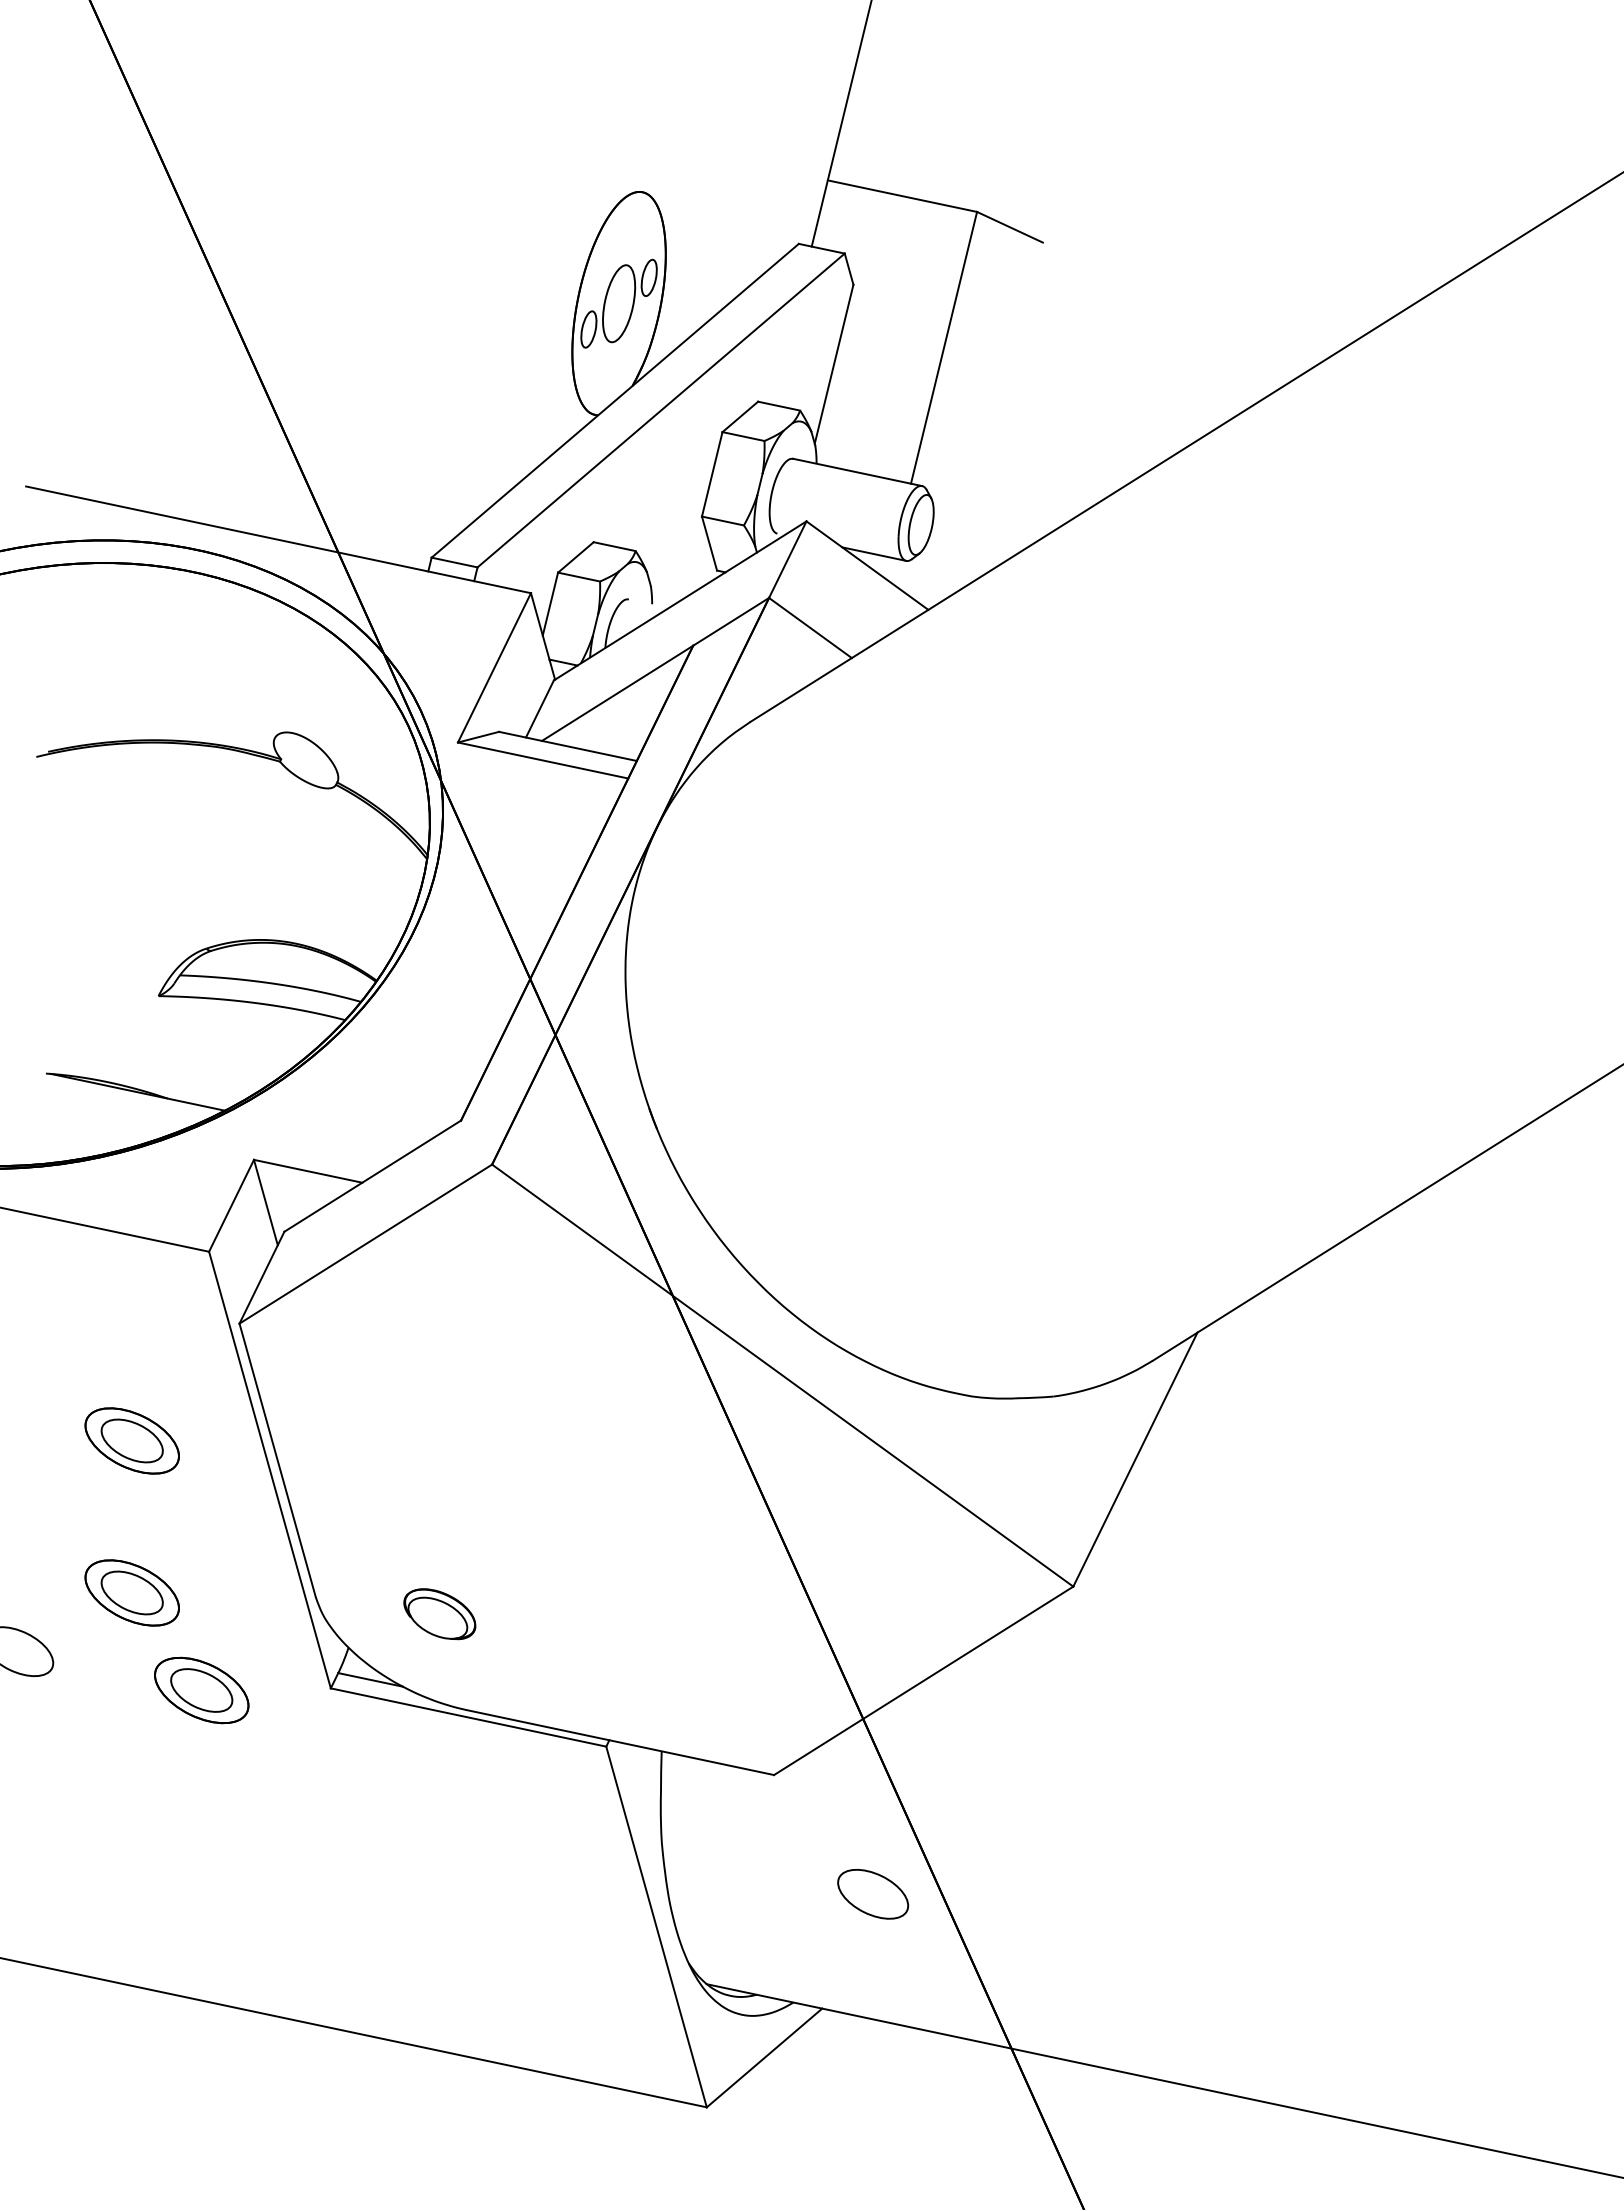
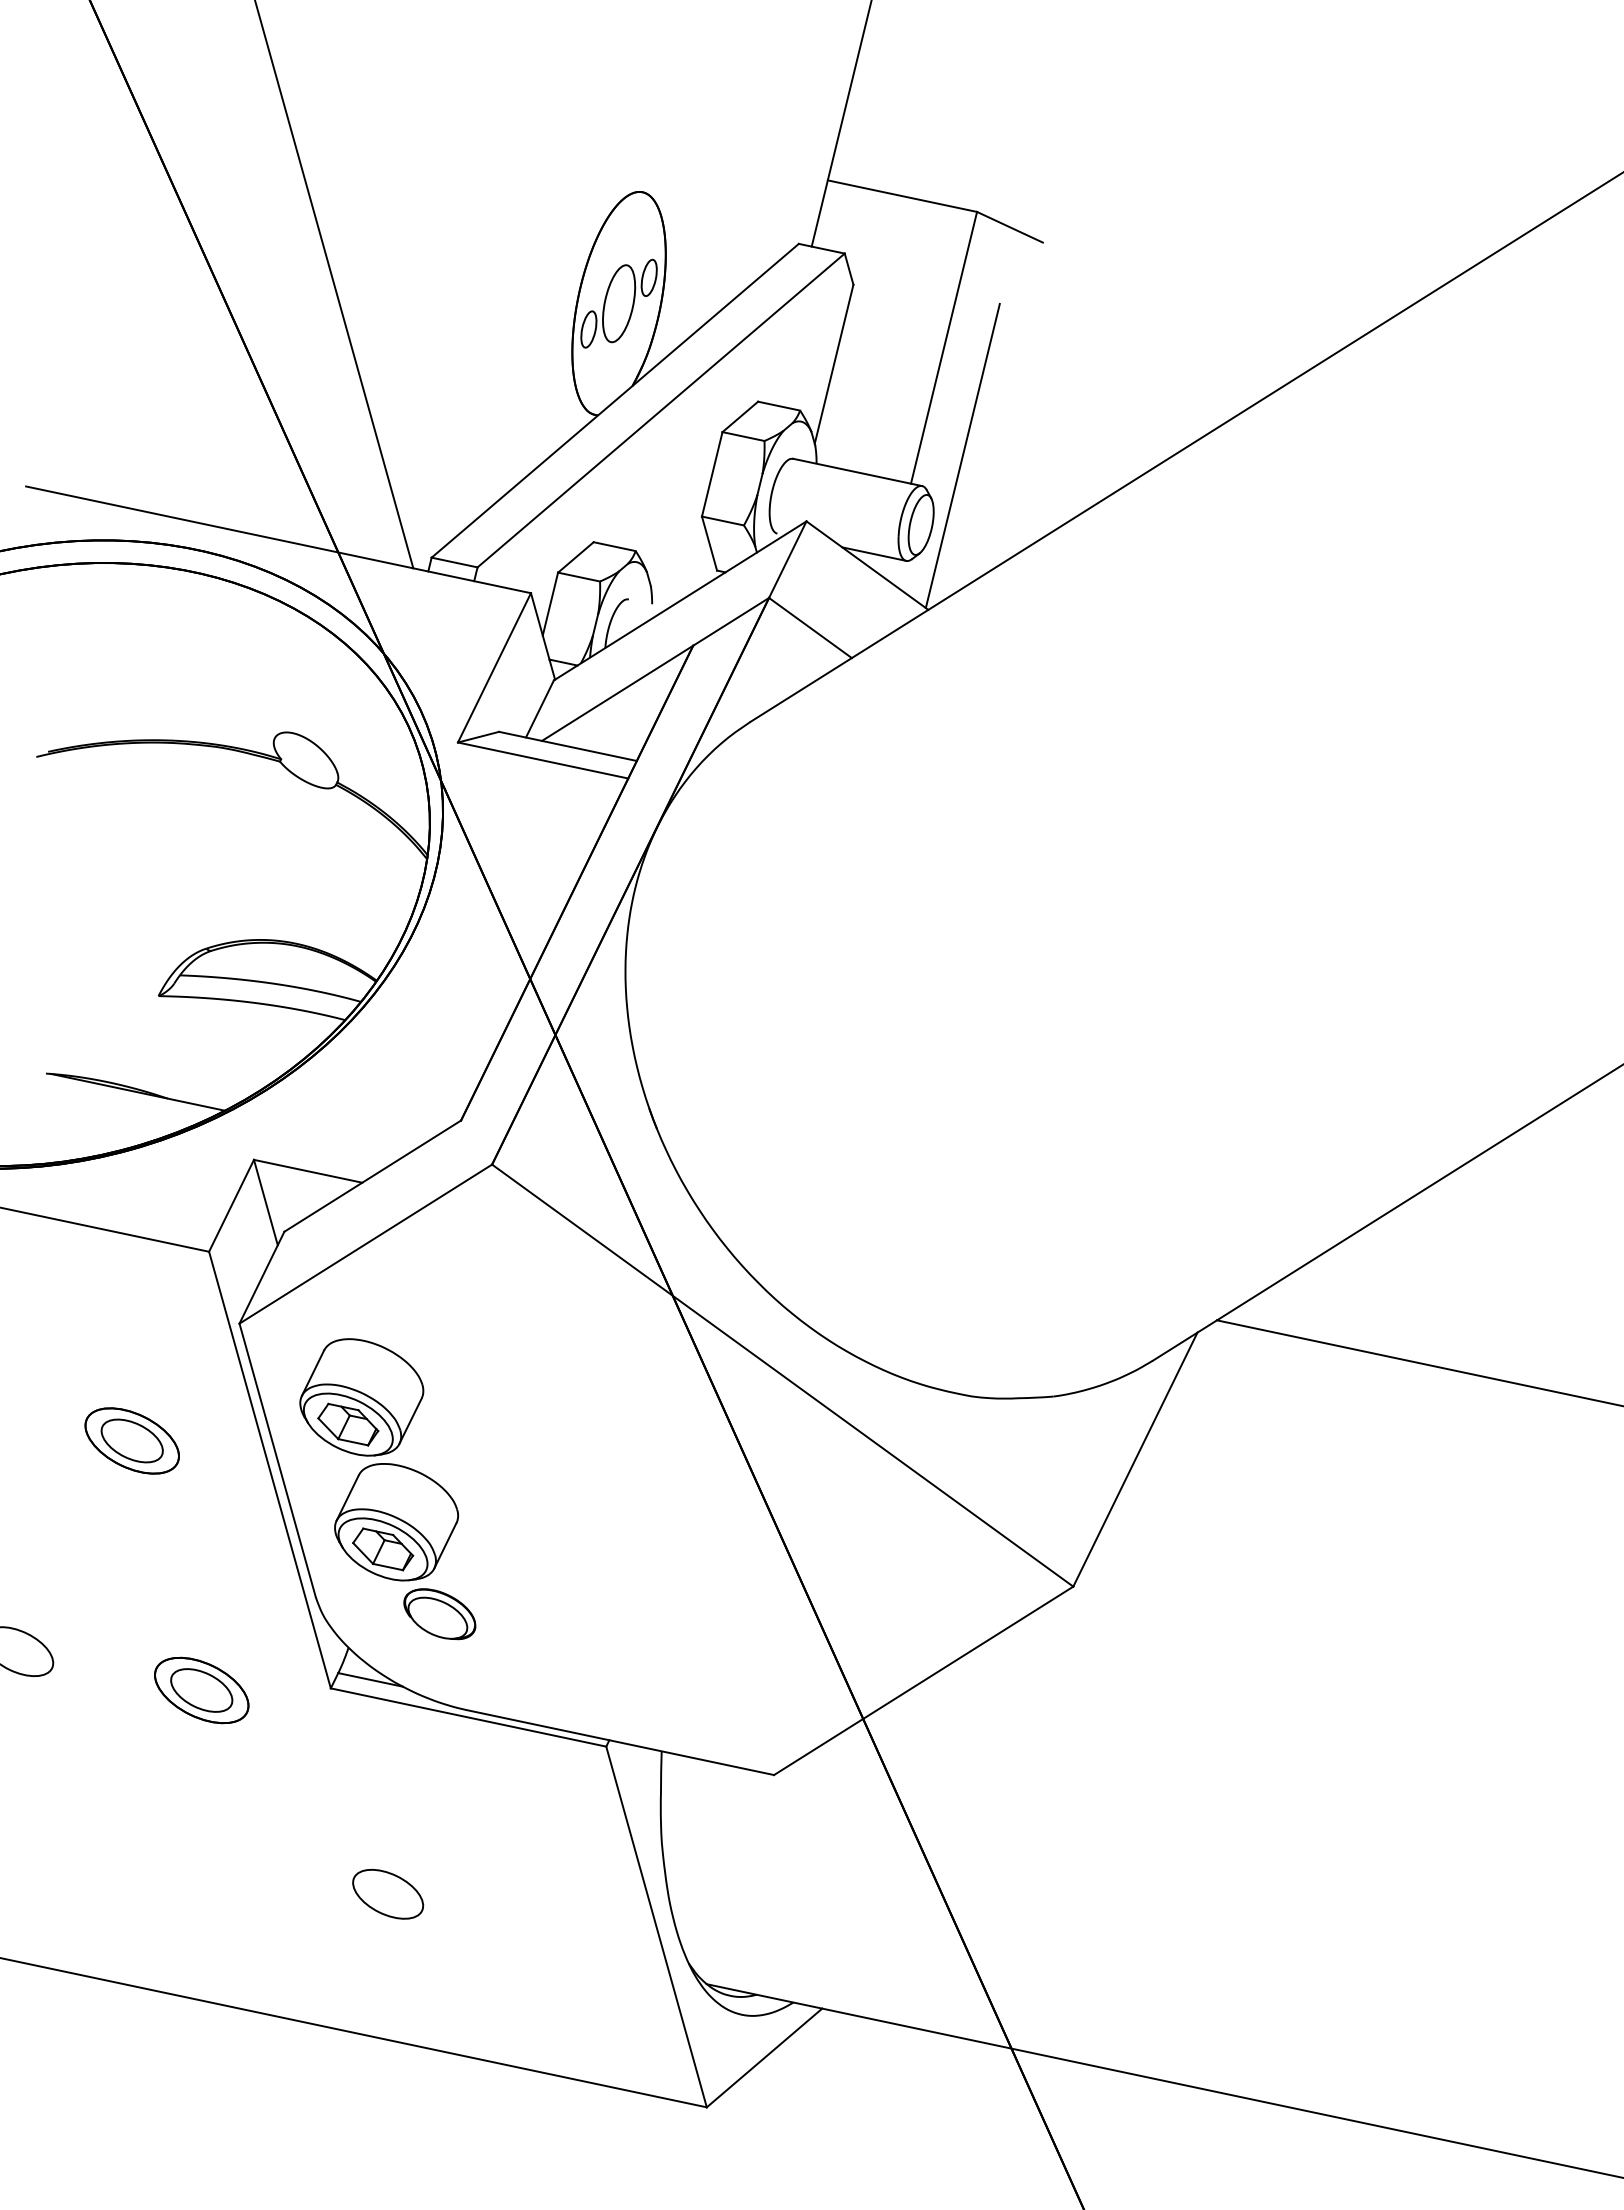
line: none -> present (334, 285)
line: none -> present (962, 455)
line: none -> present (1418, 1362)
part: none -> present (378, 1459)
part: present -> none (131, 1592)
part position: (873, 1893) -> (388, 1893) (388, 1893)
